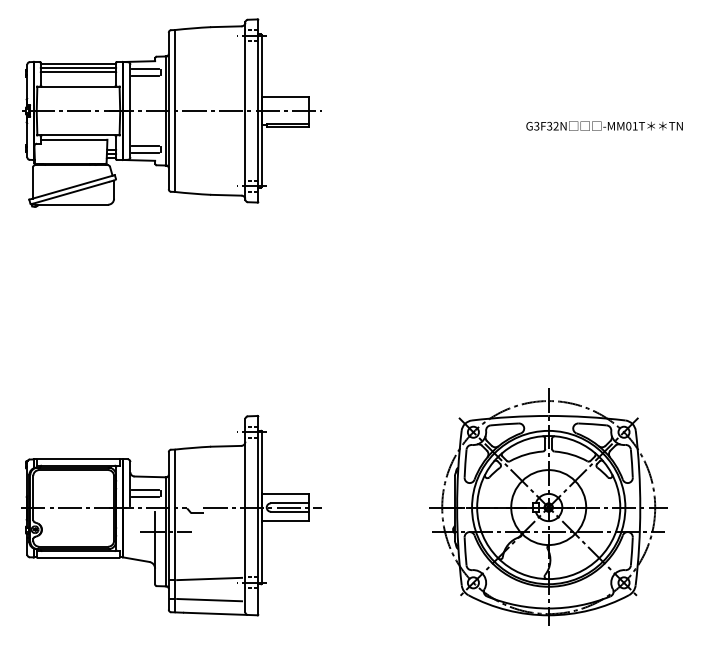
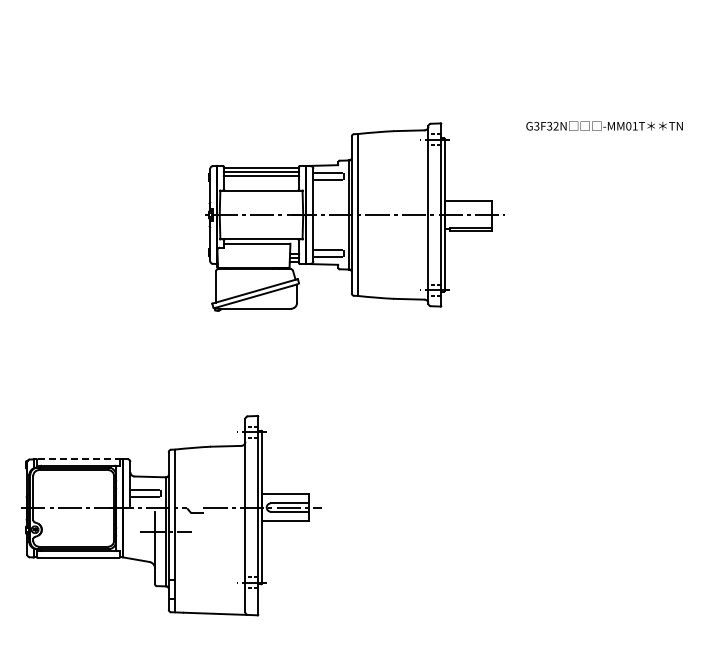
part position: (171, 112) -> (354, 216) (354, 216)
line: solid -> dashed (78, 459)
part: present -> none (548, 506)
line: present -> none (209, 578)
line: present -> none (209, 599)
